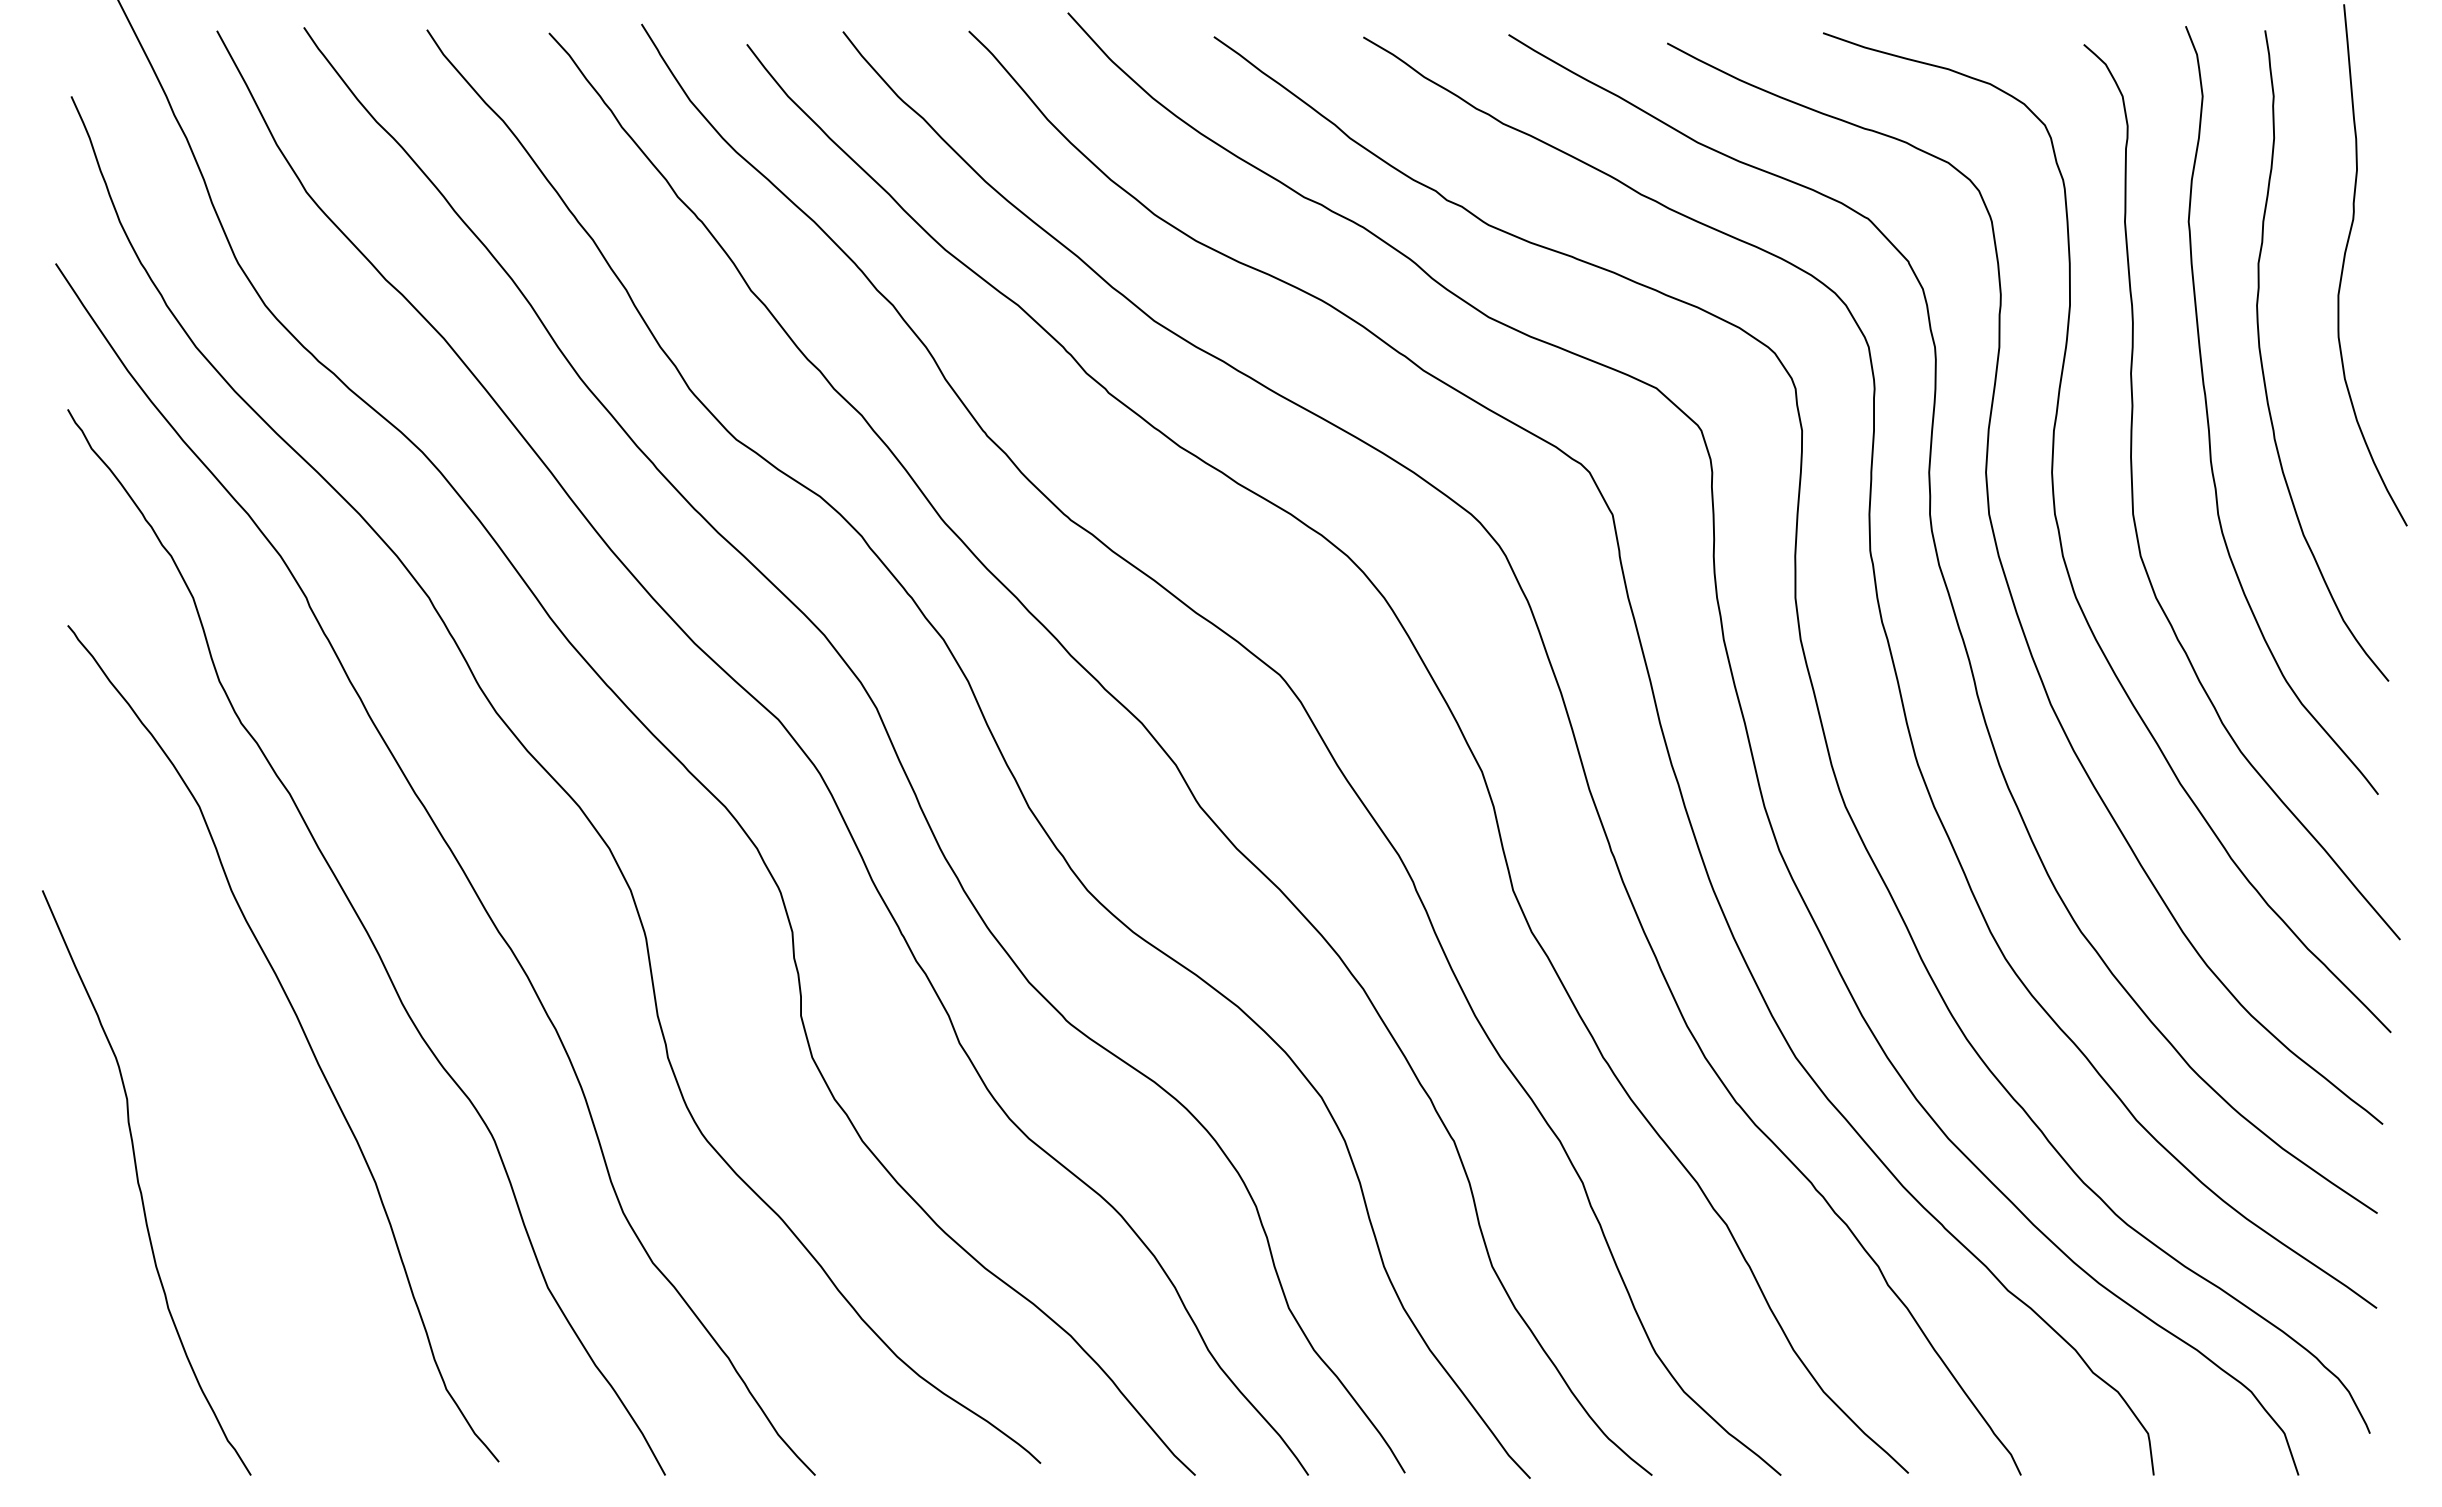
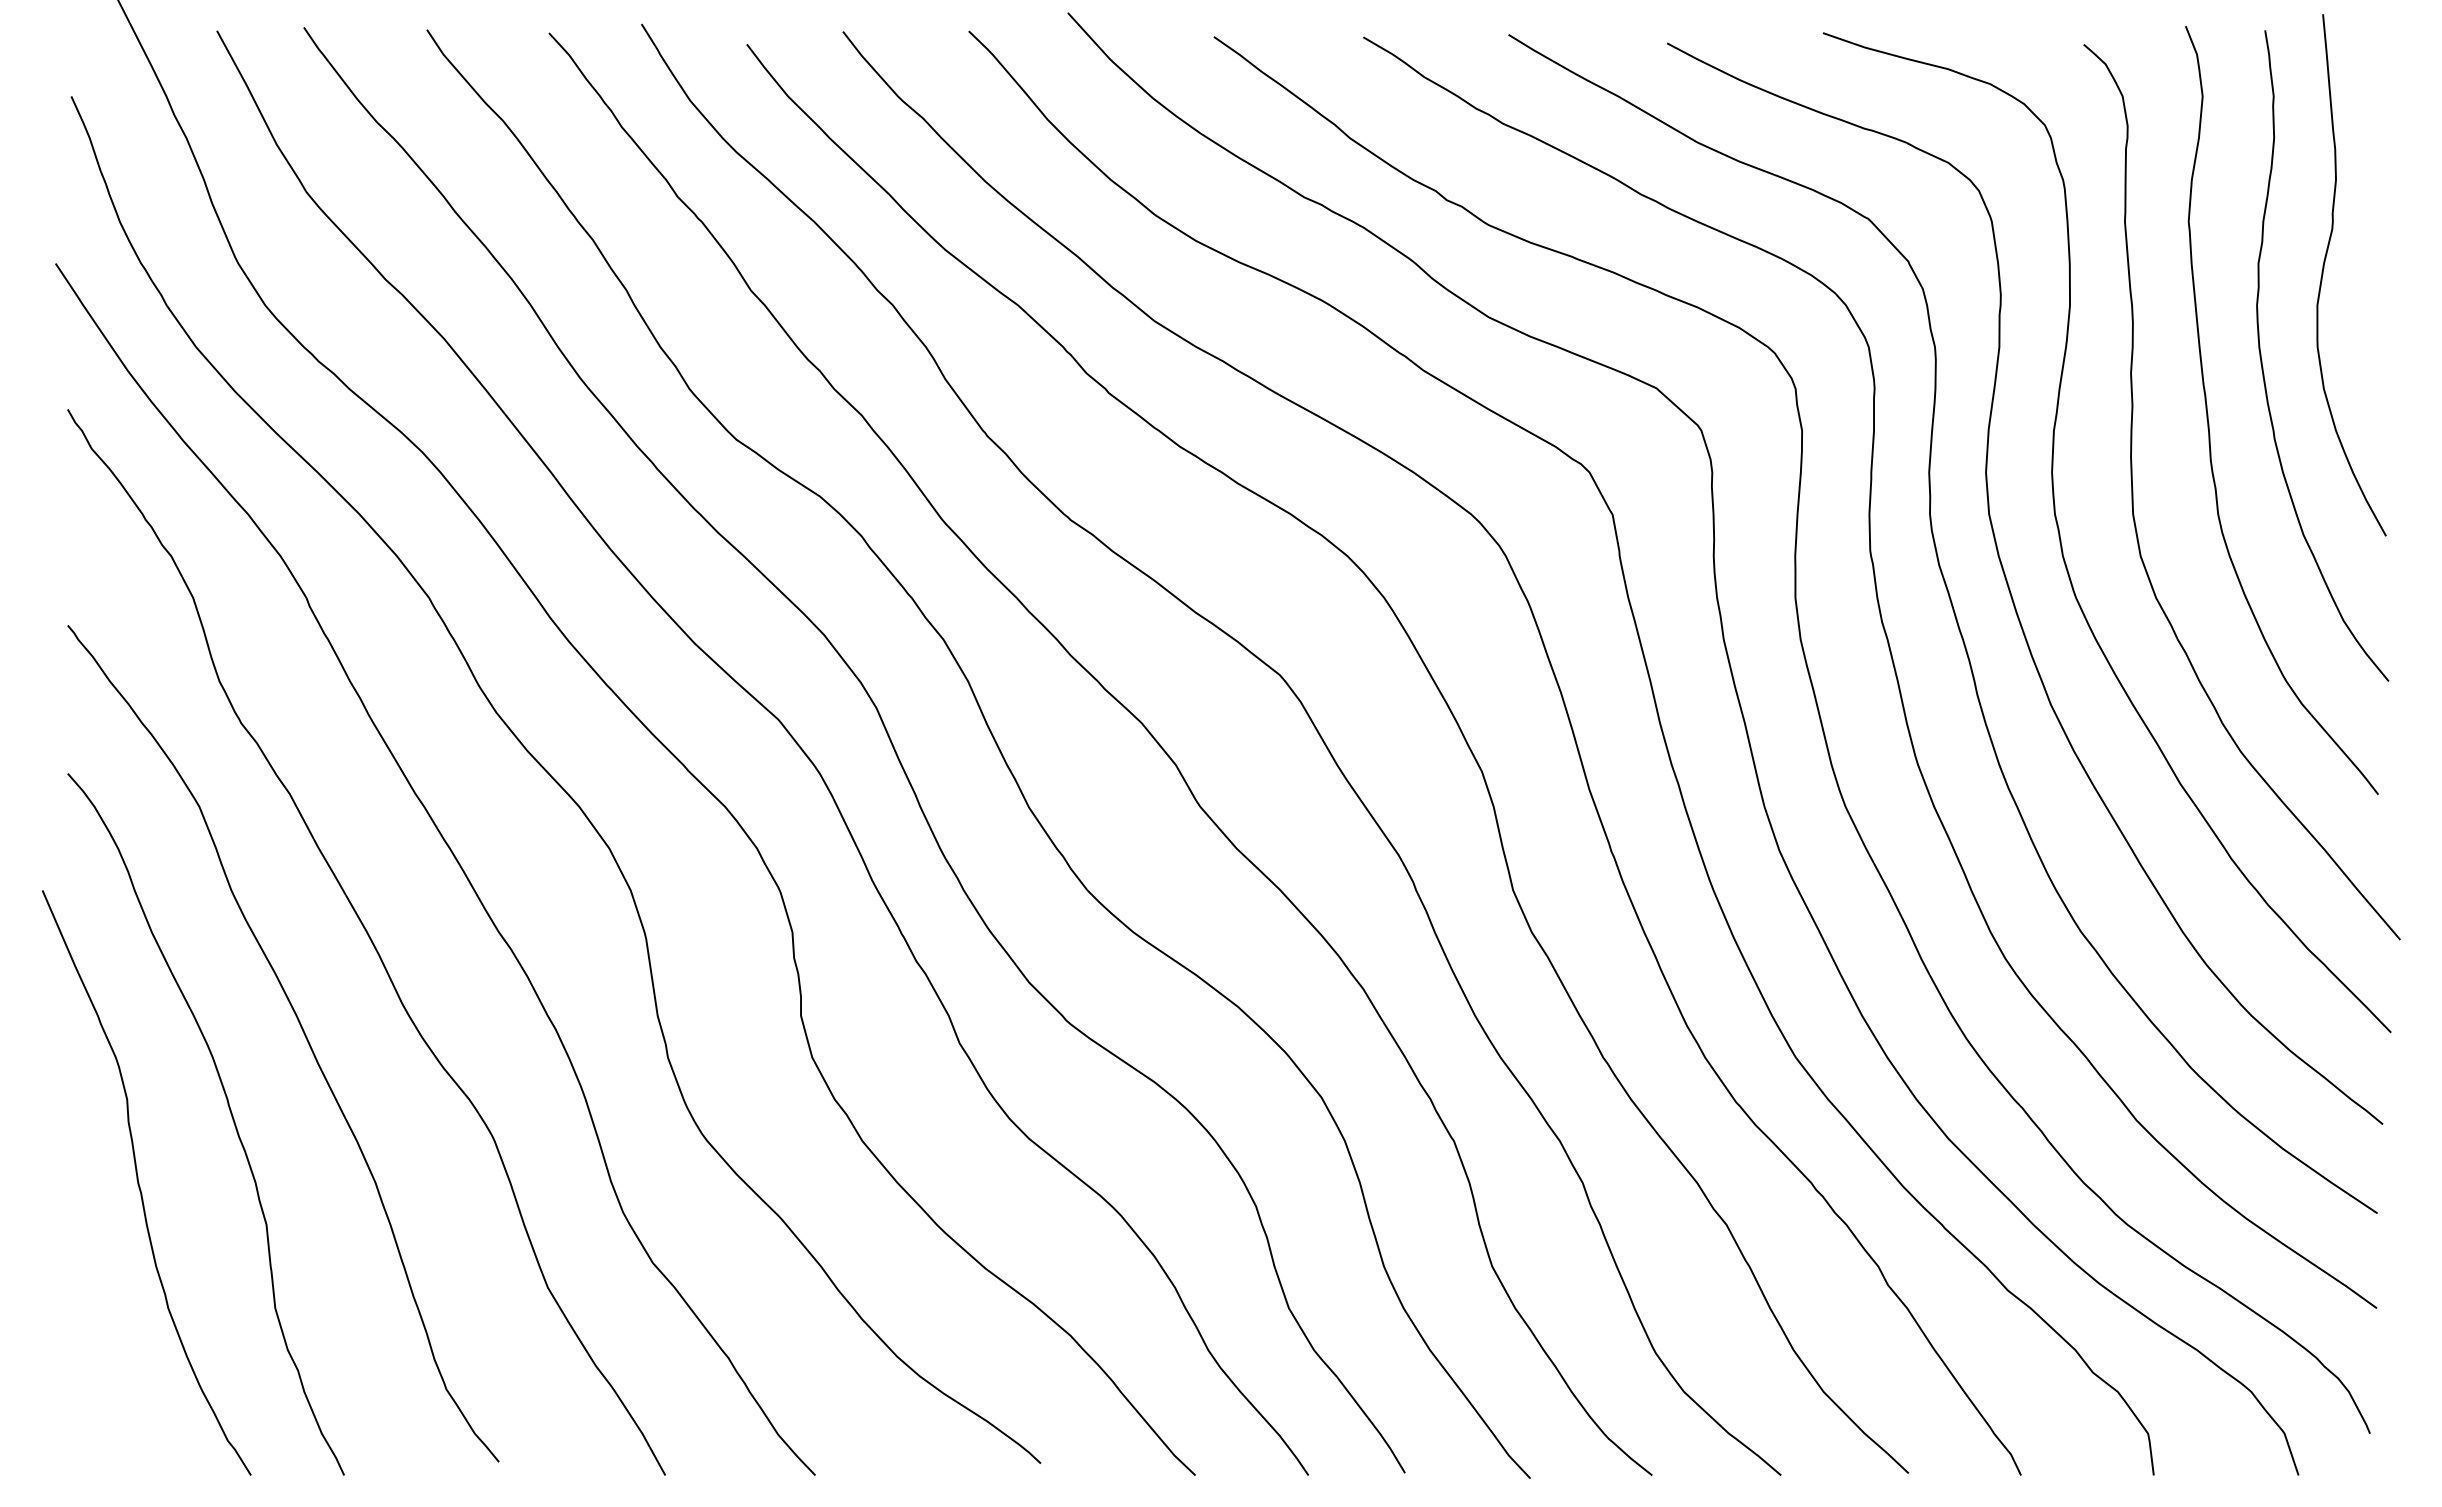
curve position: (2345, 258) -> (2324, 268) (2324, 268)
curve: none -> present (230, 1114)
